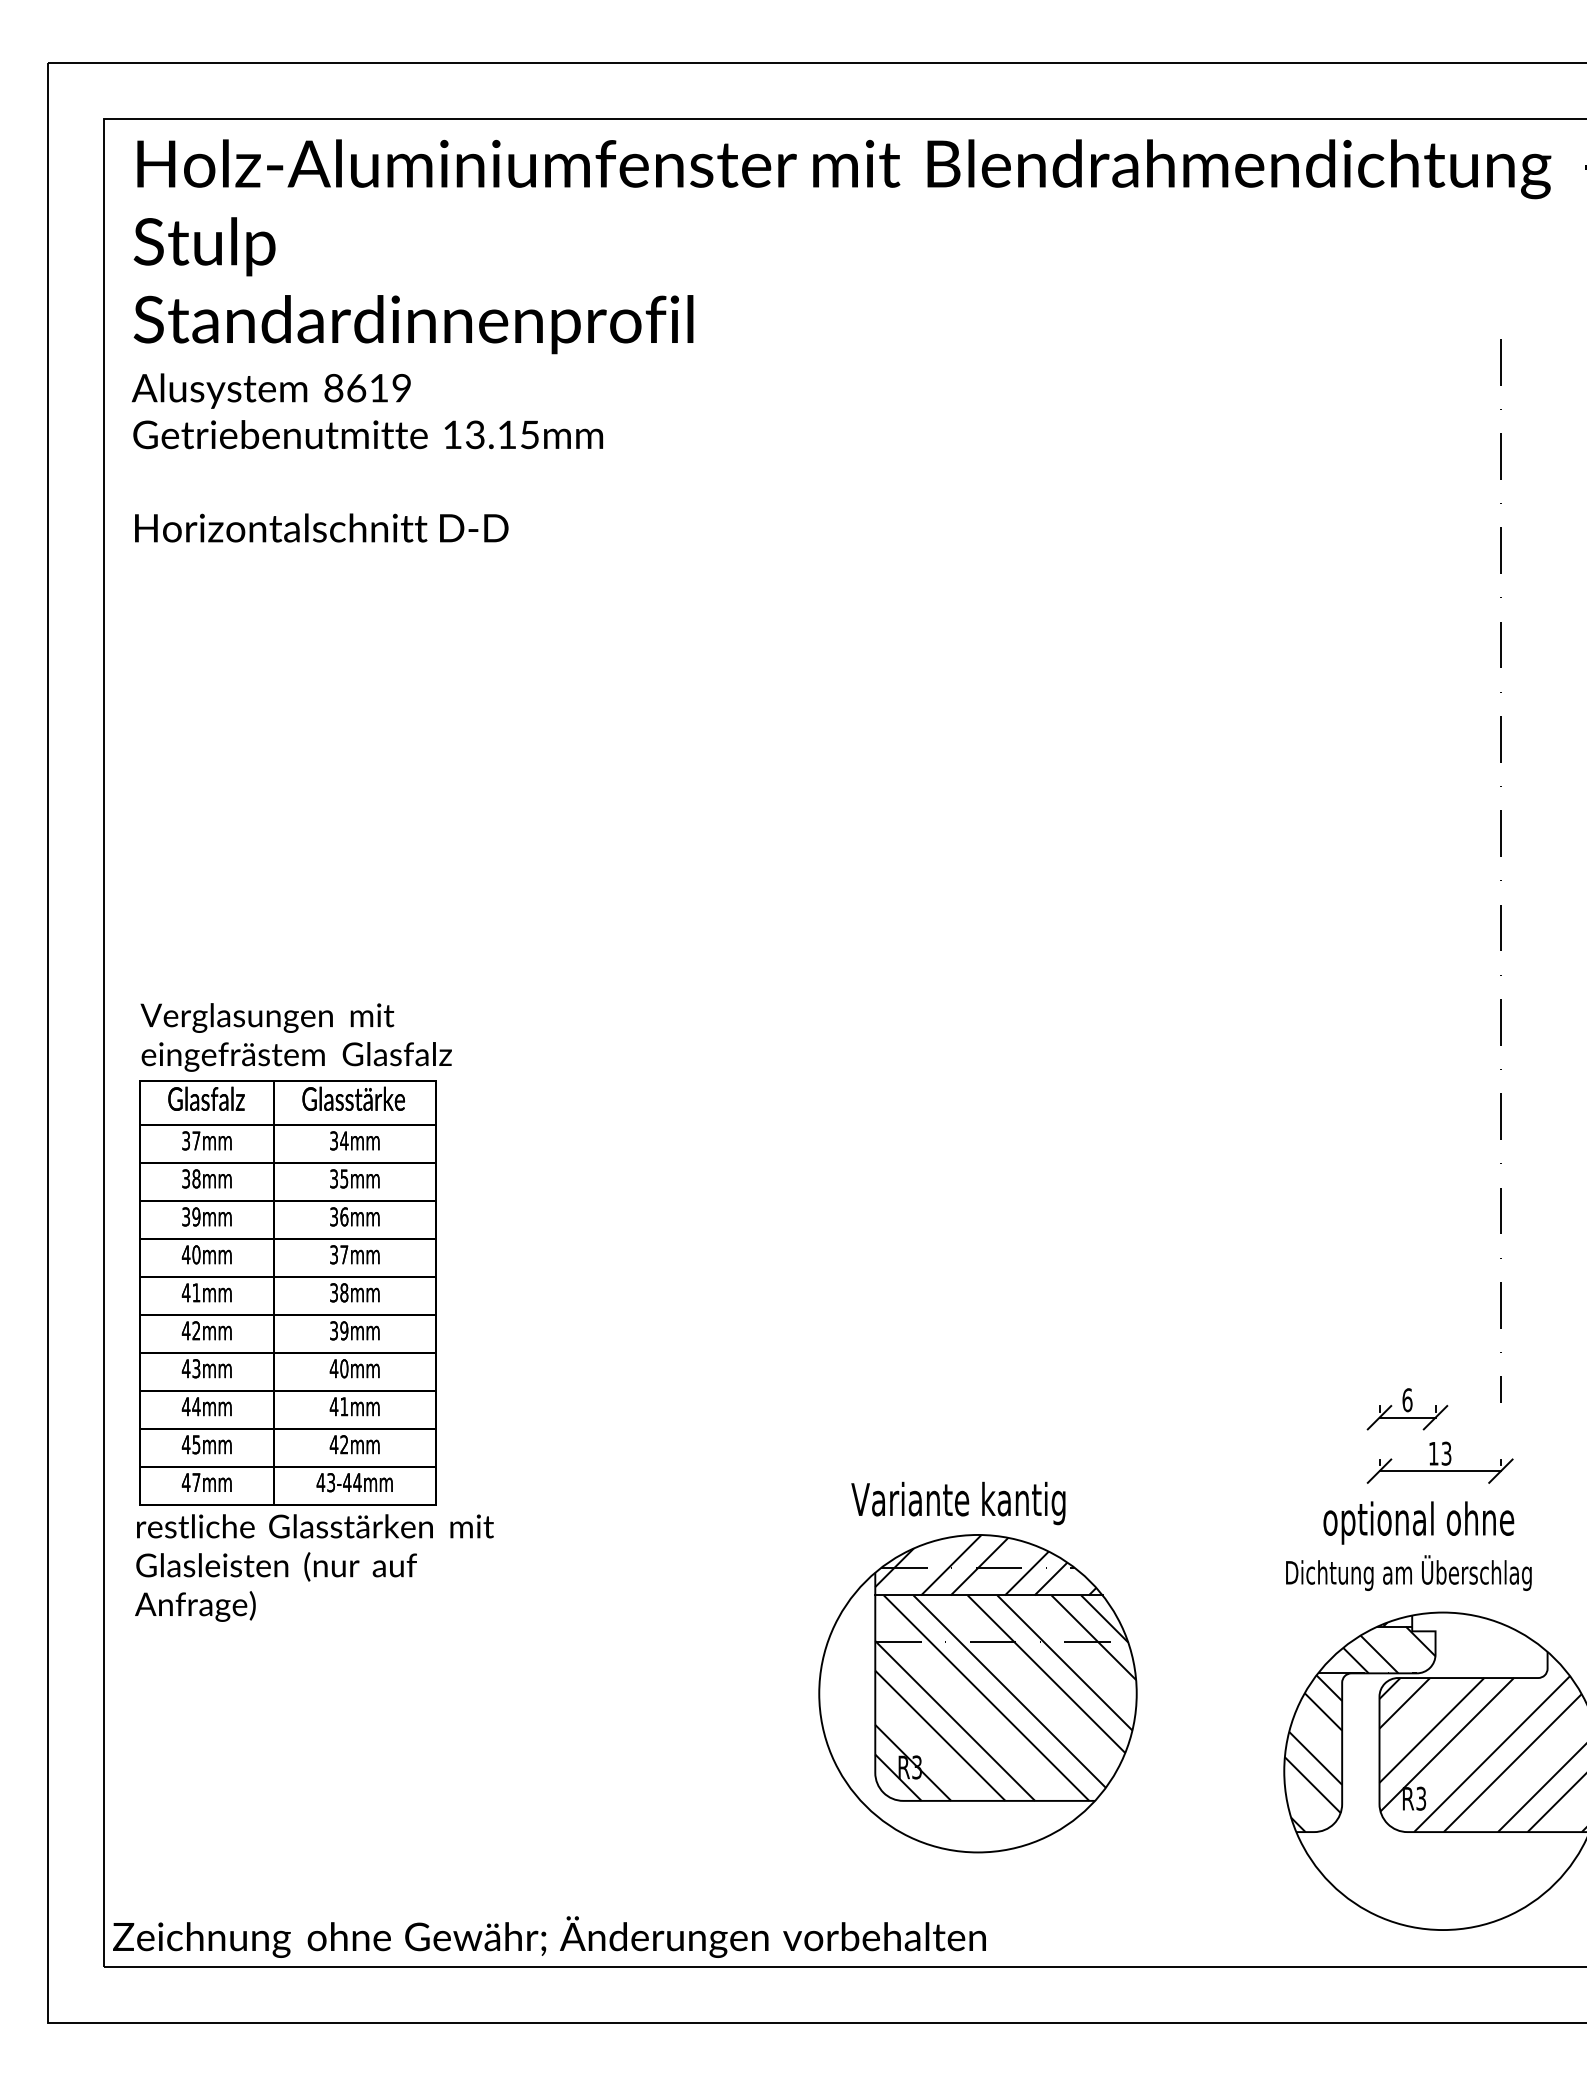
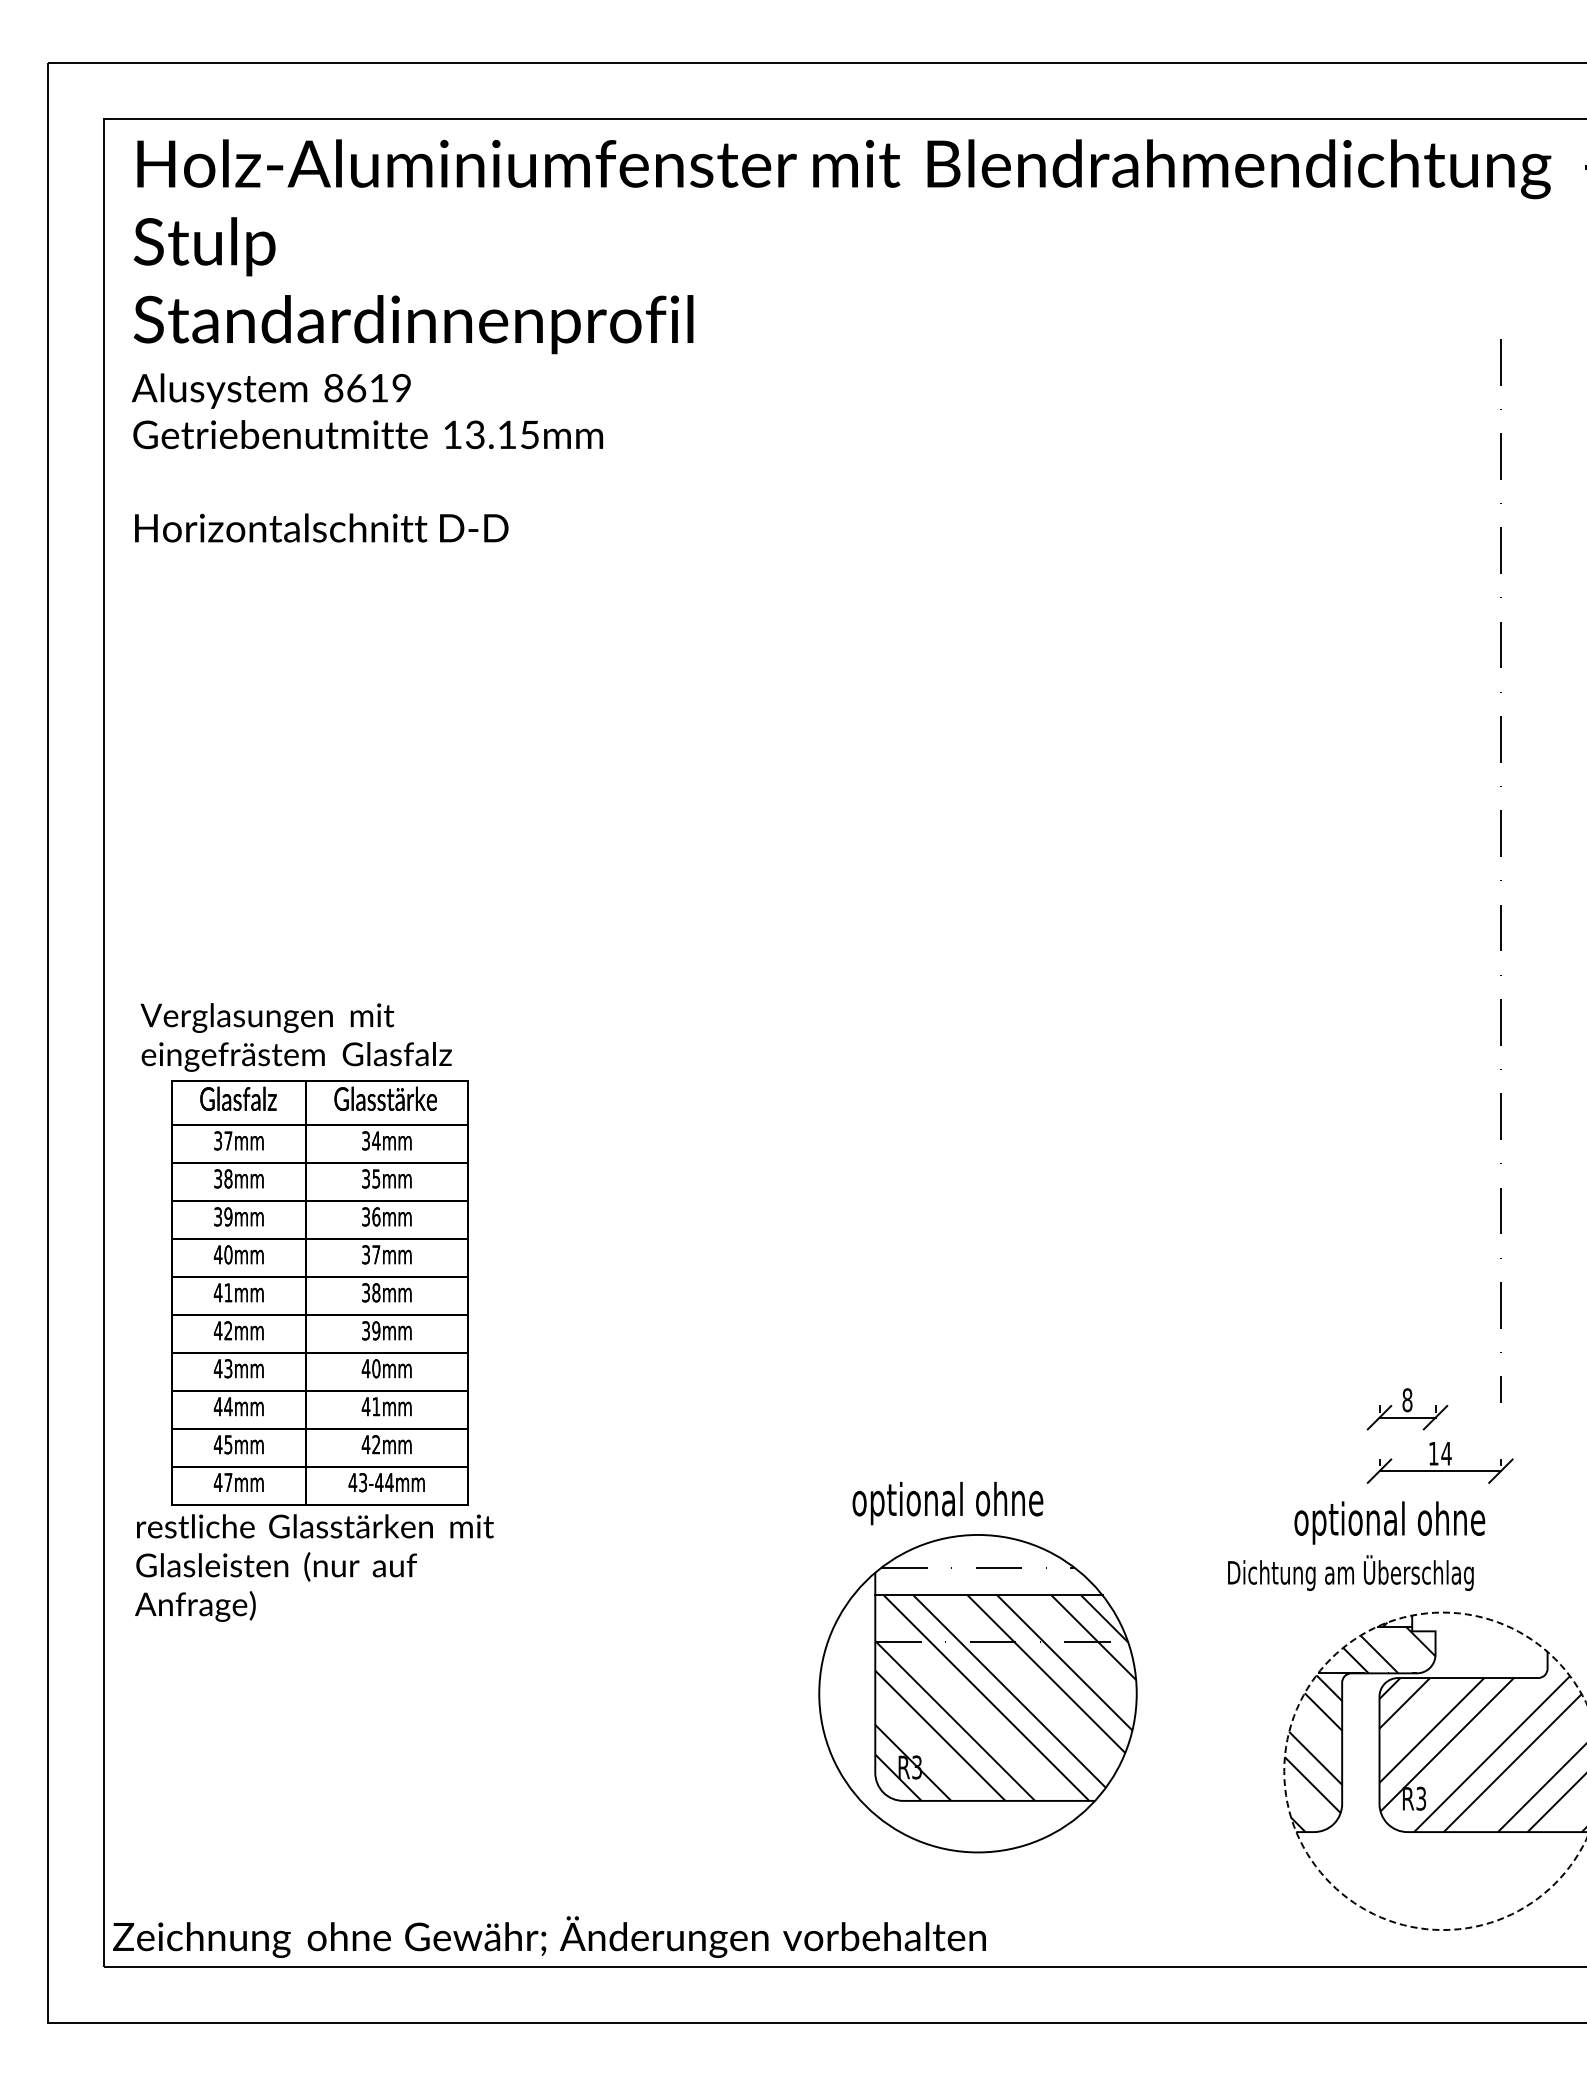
part position: (287, 1292) -> (319, 1292) (319, 1292)
text: 6 -> 8 (1407, 1400)
text: 13 -> 14 (1446, 1453)
text: Variante kantig -> optional ohne (958, 1503)
text position: (1418, 1522) -> (1389, 1522) (1389, 1522)
hatch: present -> none (985, 1565)
text position: (1408, 1572) -> (1350, 1572) (1350, 1572)
circle: solid -> dashed (1435, 1771)
